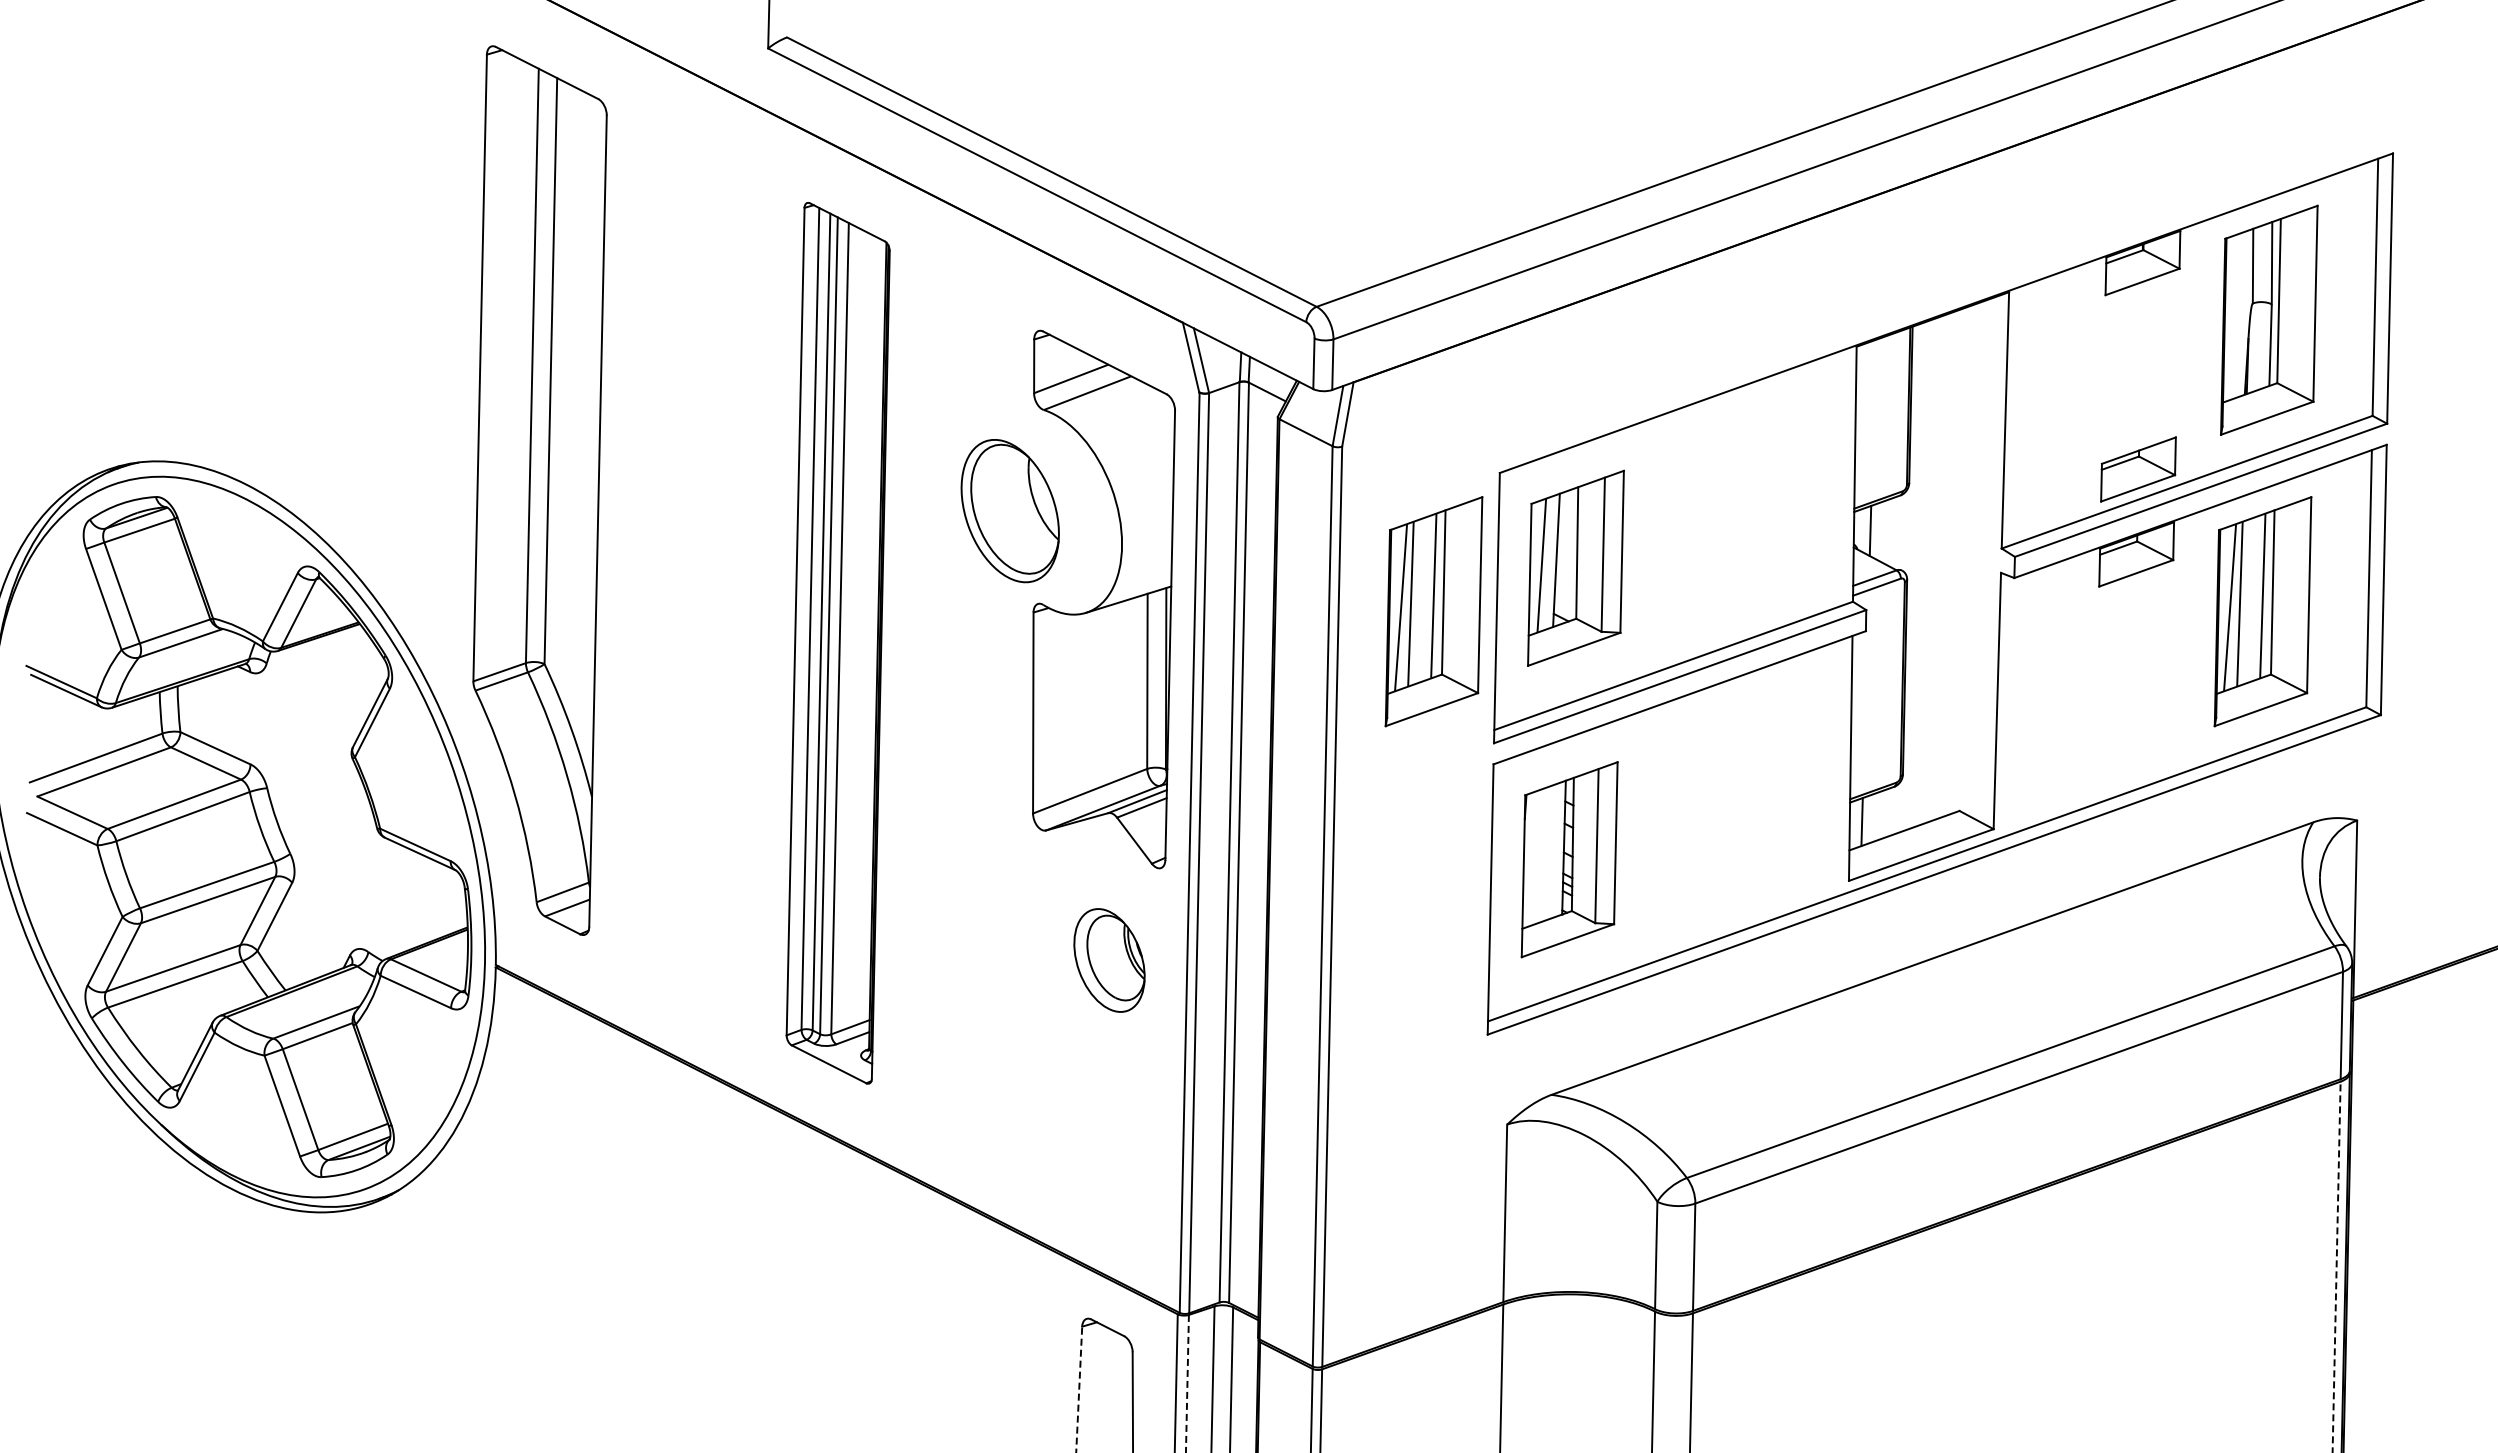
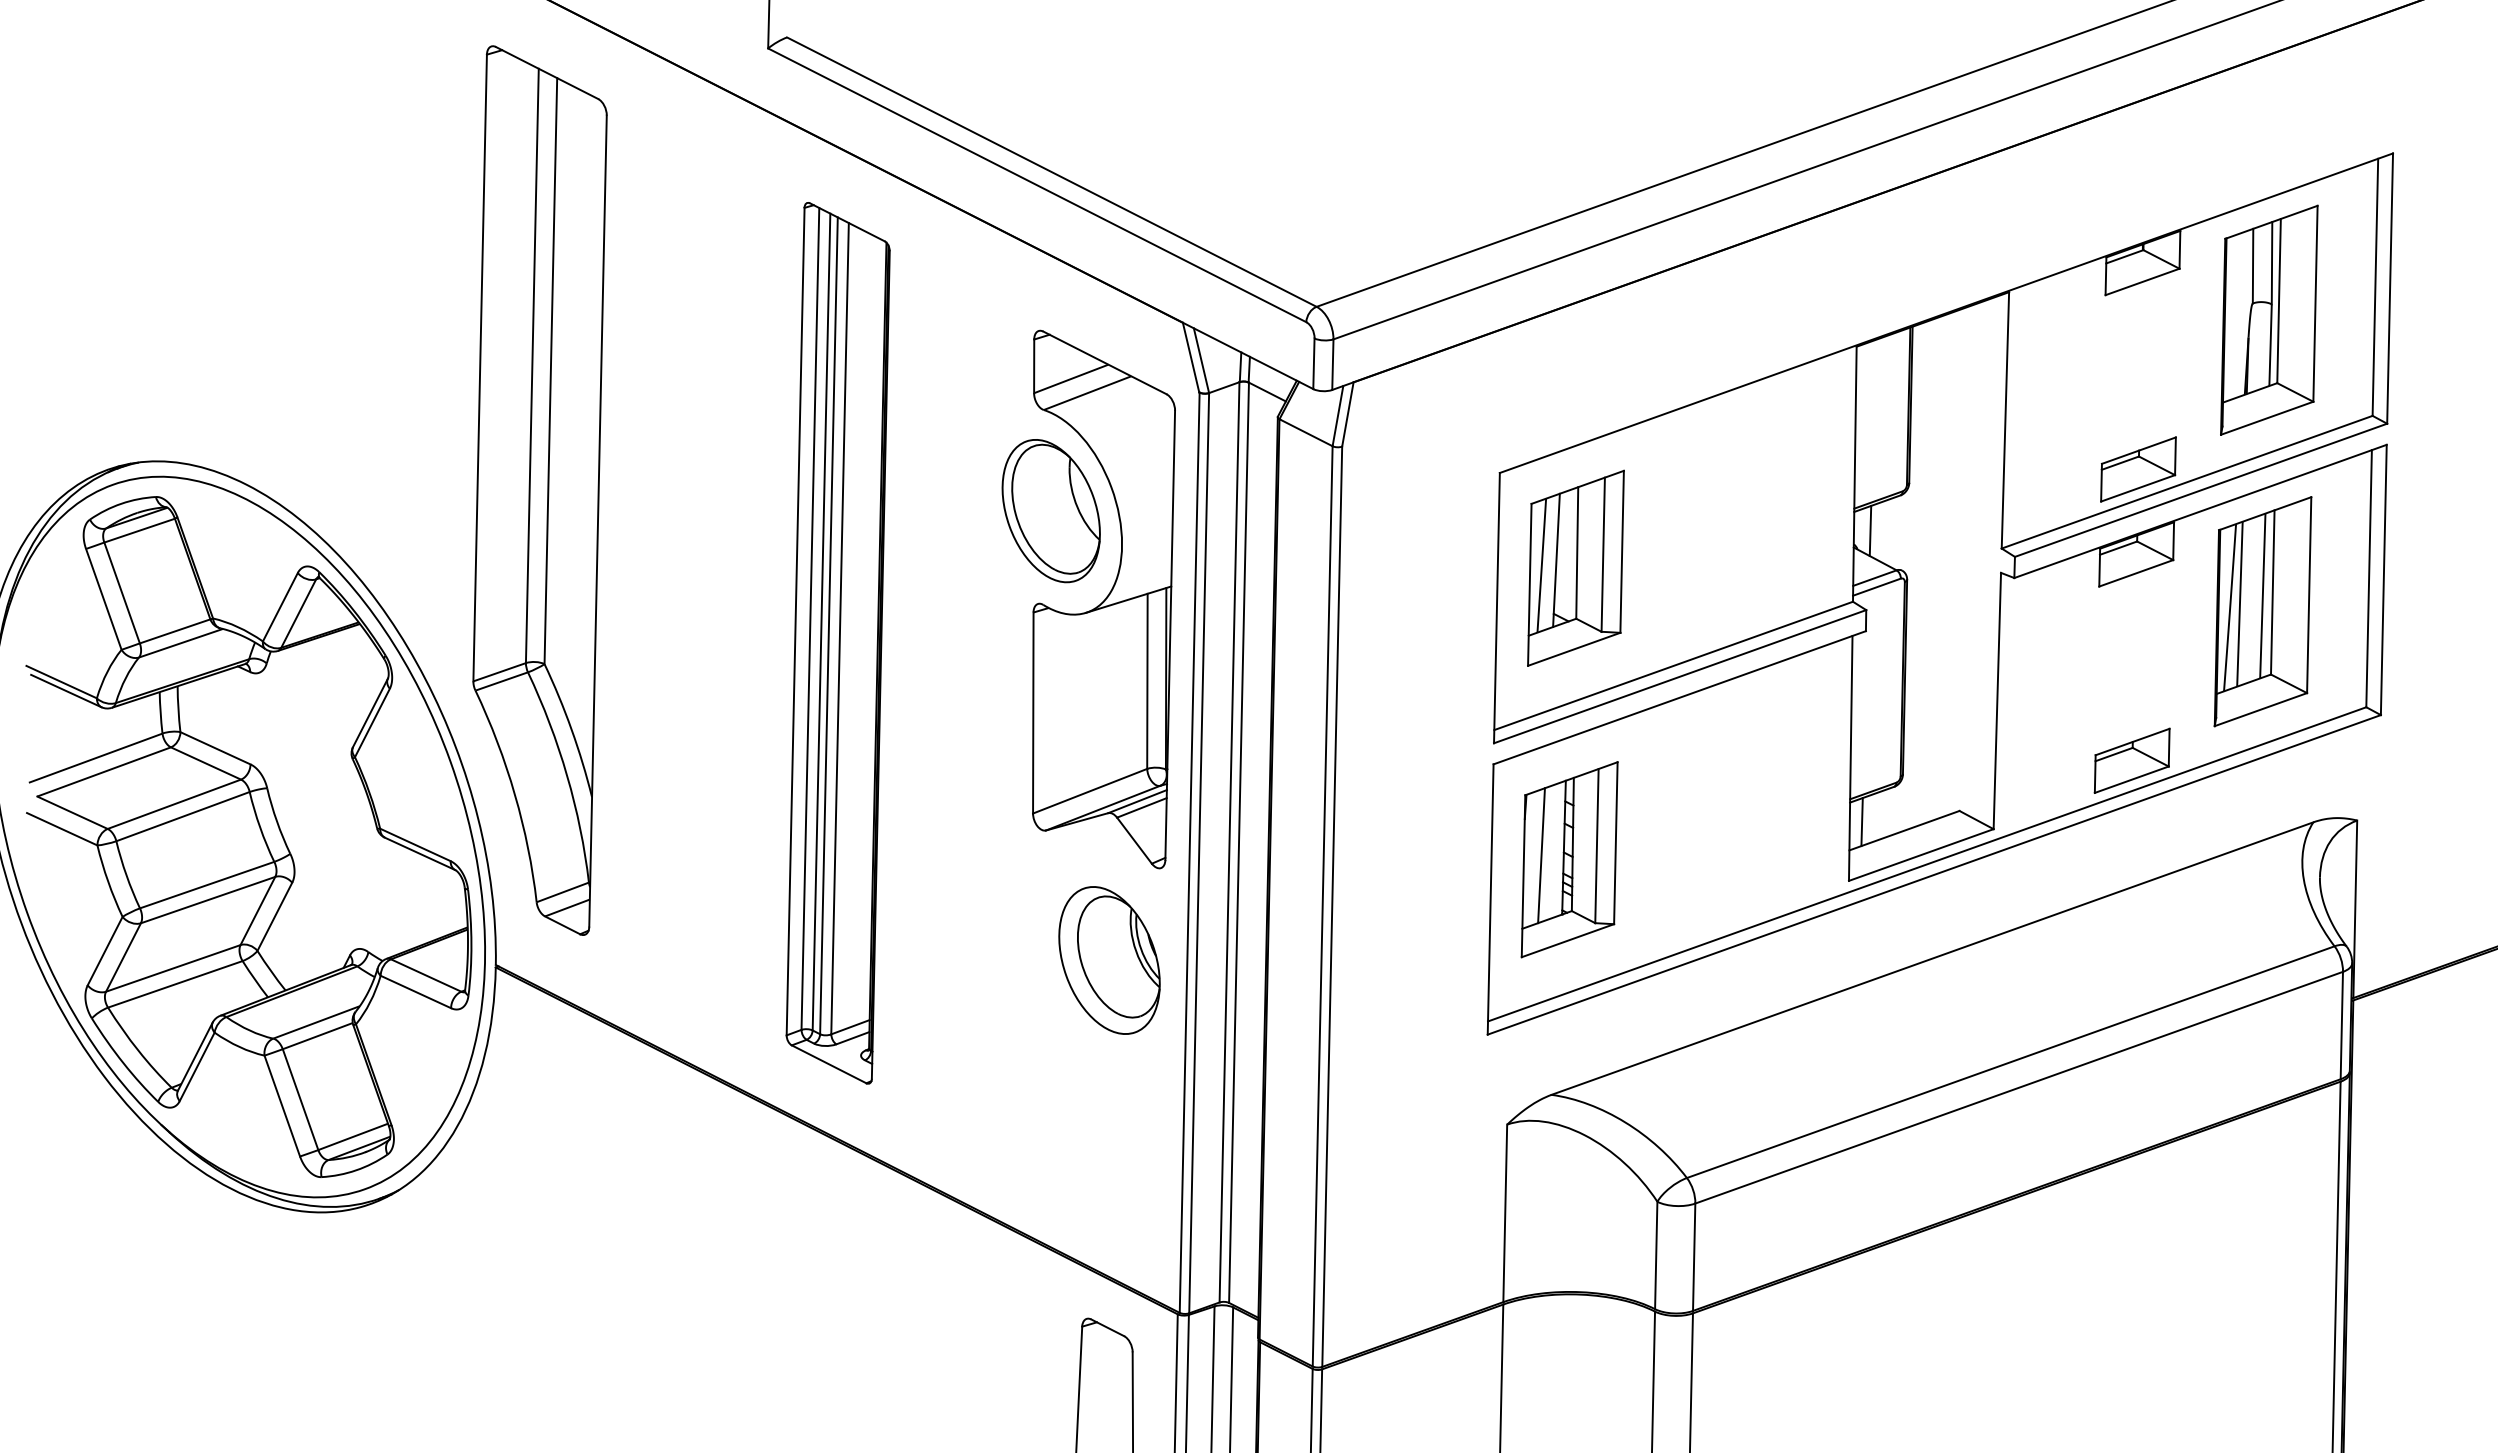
part position: (1009, 511) -> (1050, 511) (1050, 511)
part: present -> none (1433, 611)
part: none -> present (2131, 760)
line: none -> present (1541, 855)
part size: 73x105 px -> 103x149 px (1109, 960)
line: dashed -> solid (2336, 1266)
line: dashed -> solid (1187, 1383)
line: dashed -> solid (1079, 1389)
